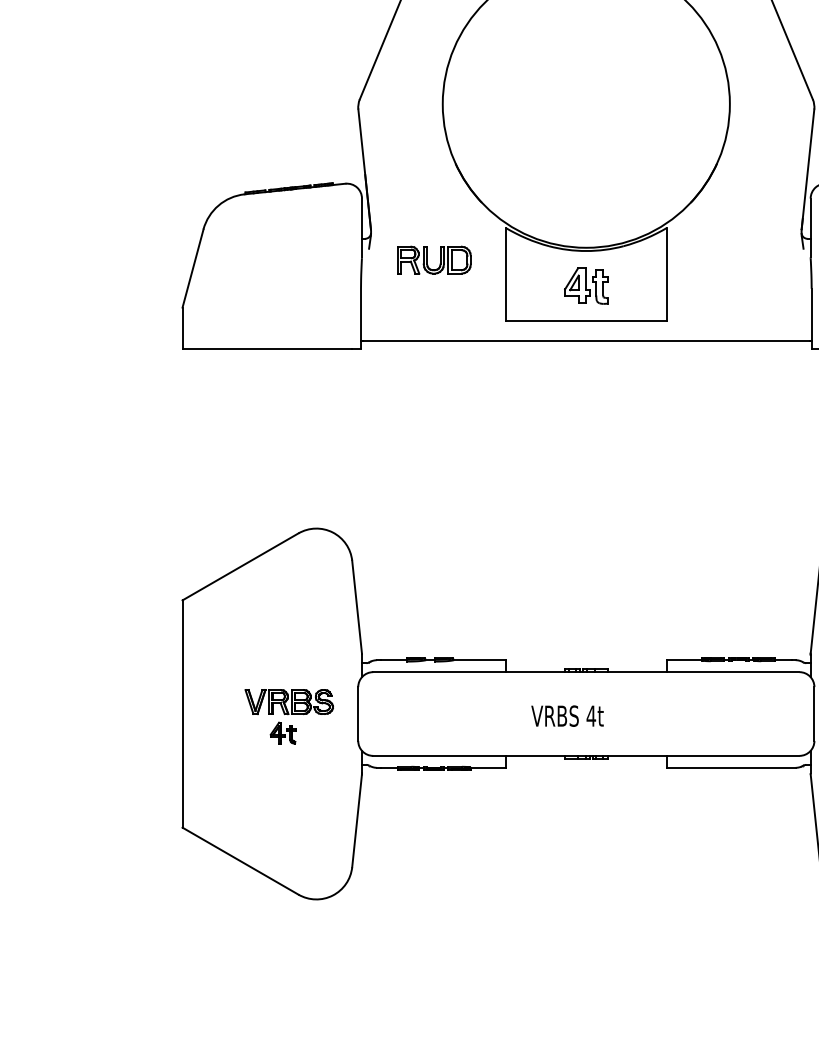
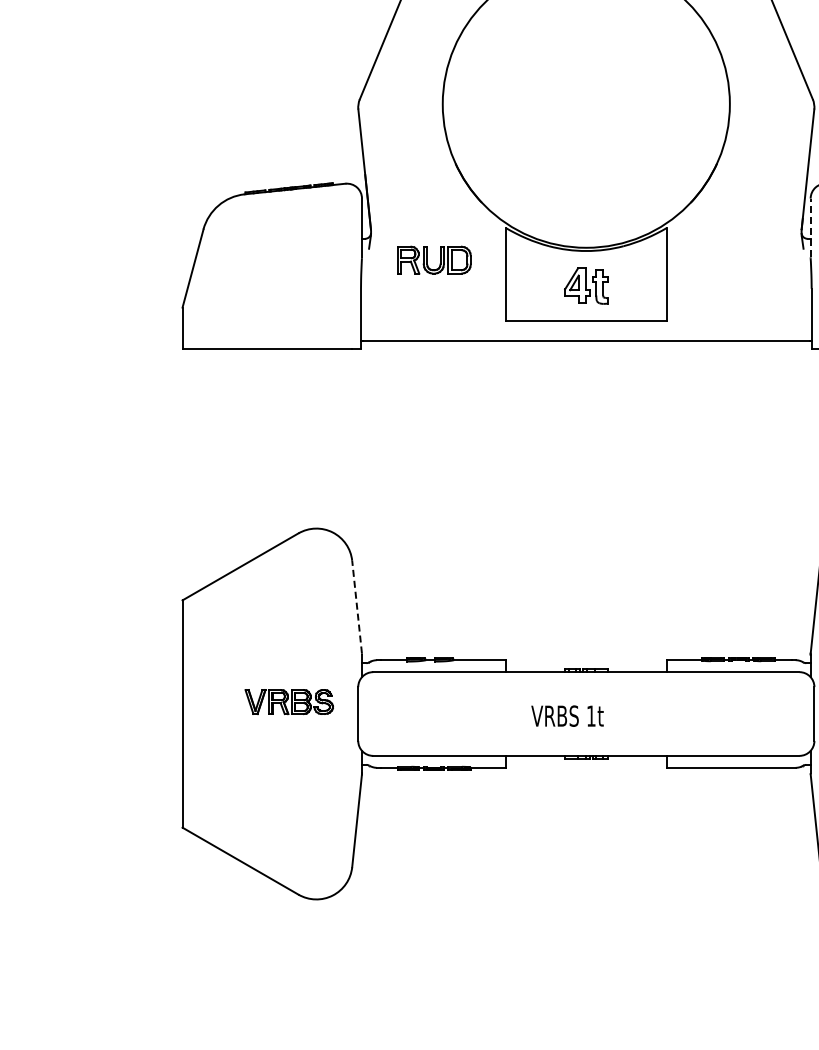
line: solid -> dashed (810, 227)
line: solid -> dashed (357, 607)
text: 4t -> 1t (591, 715)
part: present -> none (282, 732)
